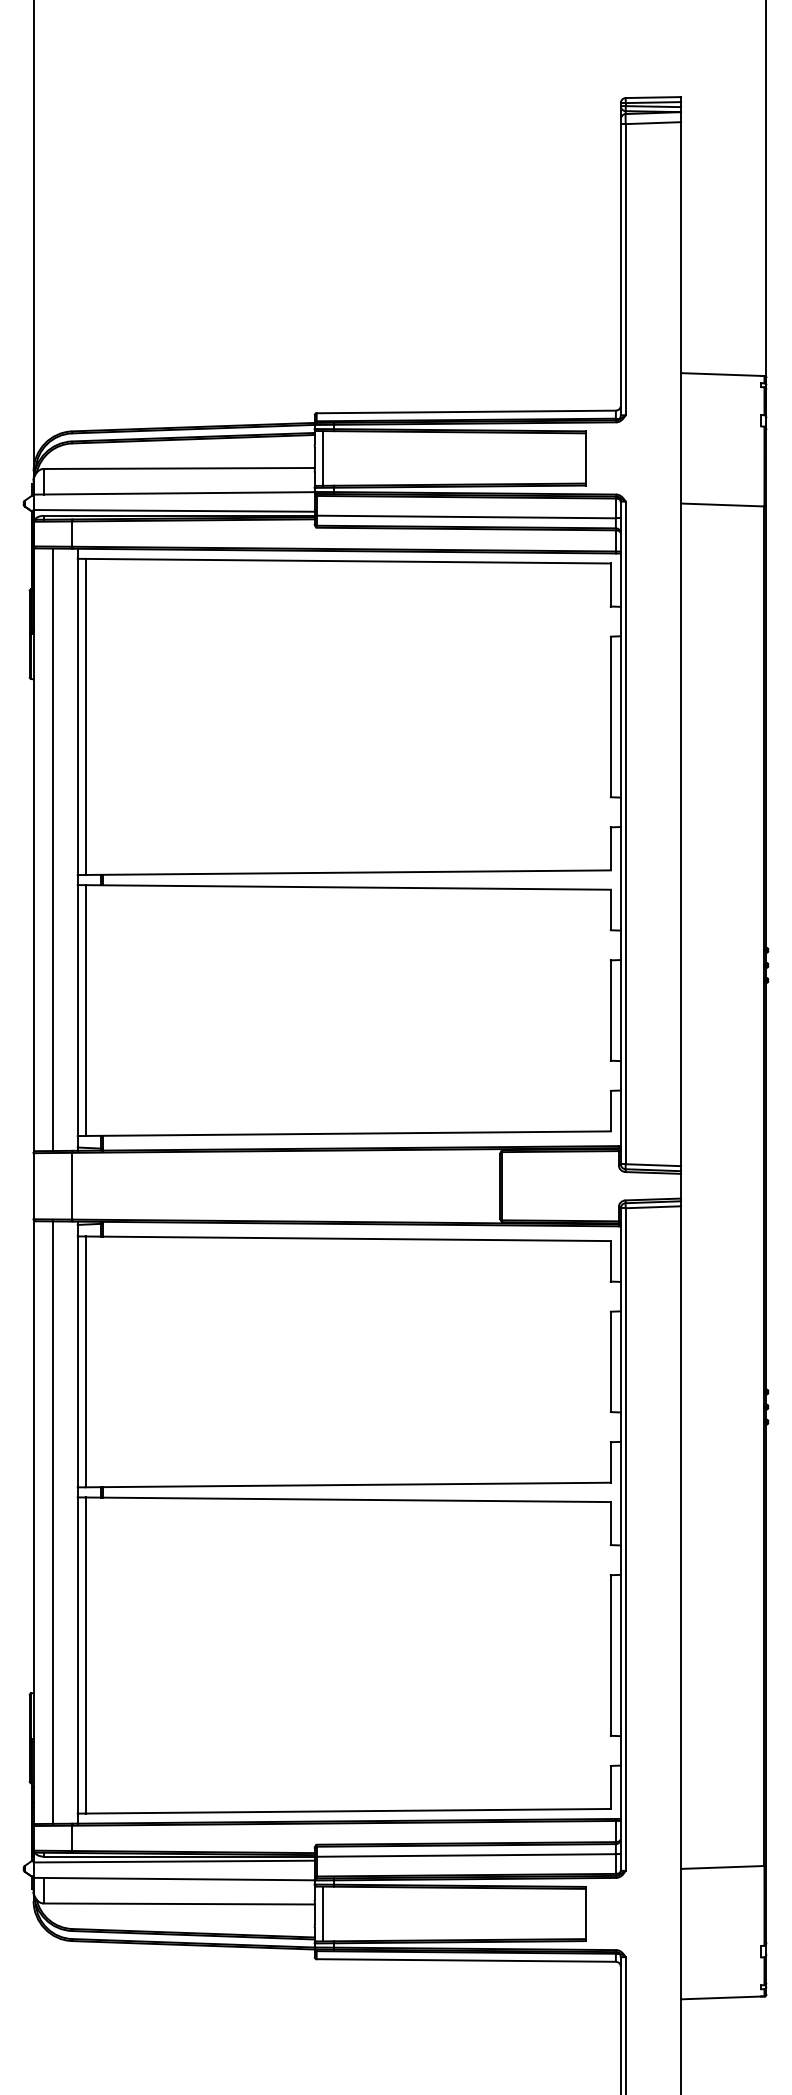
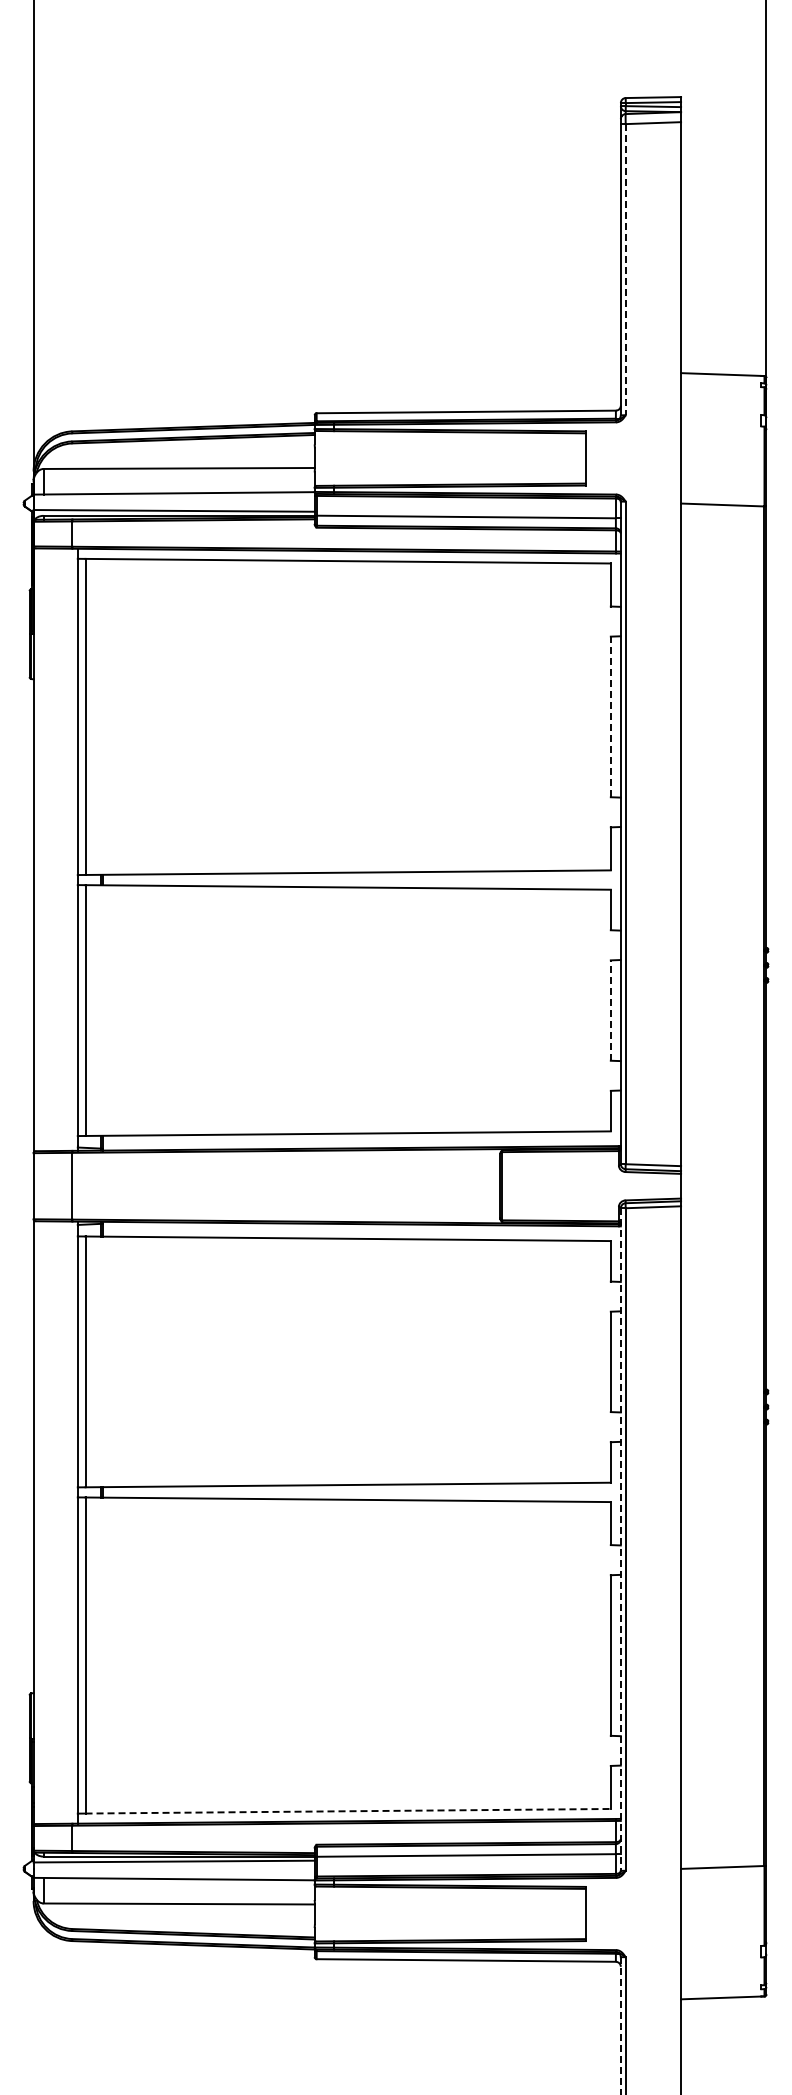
line: solid -> dashed (625, 269)
line: present -> none (322, 458)
line: solid -> dashed (610, 716)
line: present -> none (52, 849)
line: solid -> dashed (610, 1010)
line: present -> none (52, 1522)
line: solid -> dashed (620, 1540)
line: solid -> dashed (348, 1811)
line: present -> none (322, 1913)
line: solid -> dashed (620, 2025)
